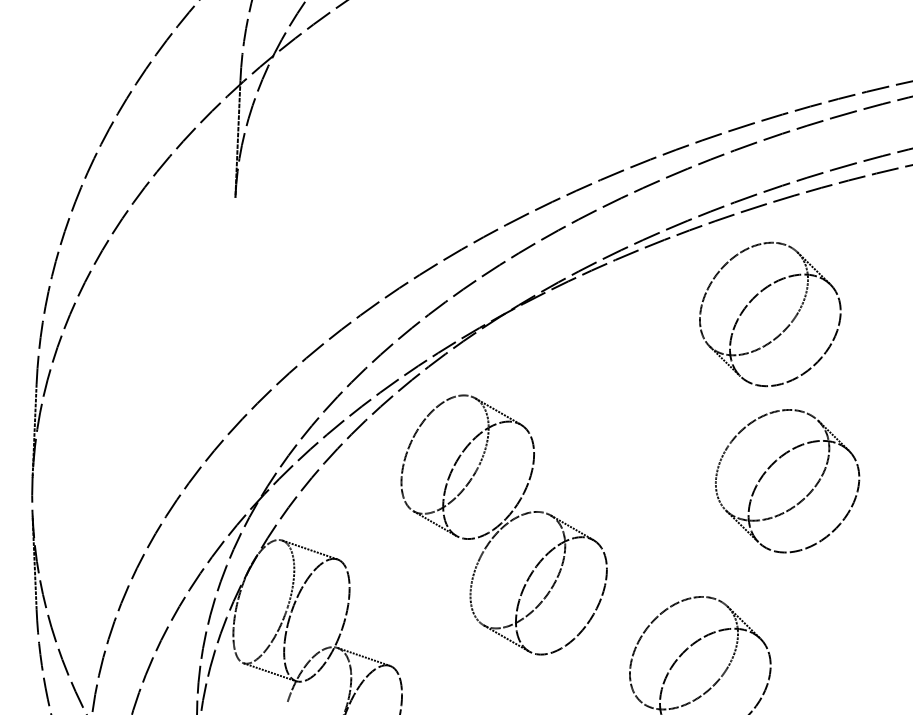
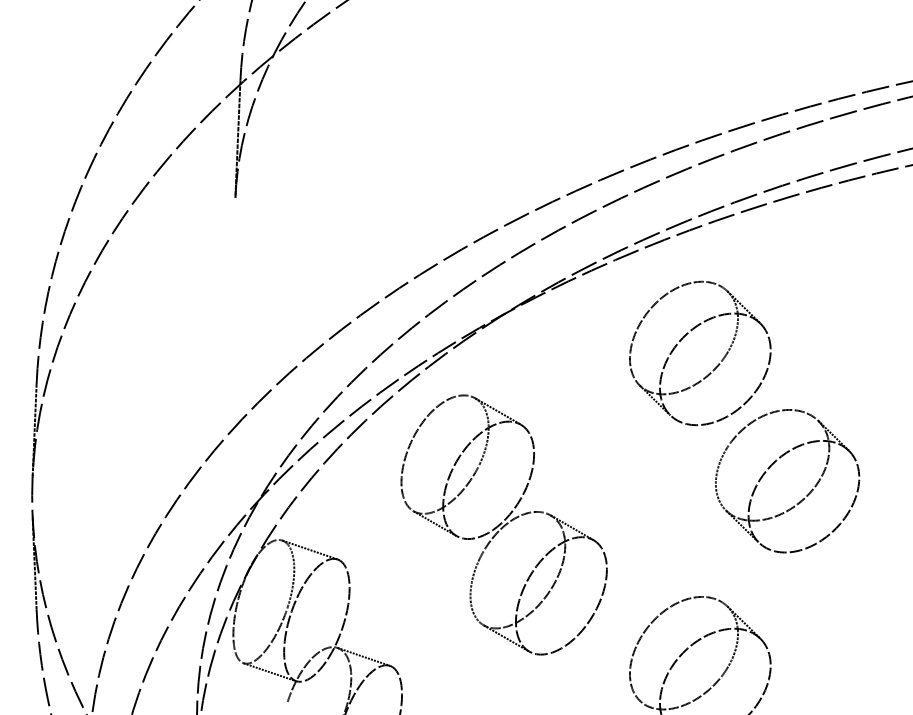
part position: (786, 326) -> (716, 365) (716, 365)
